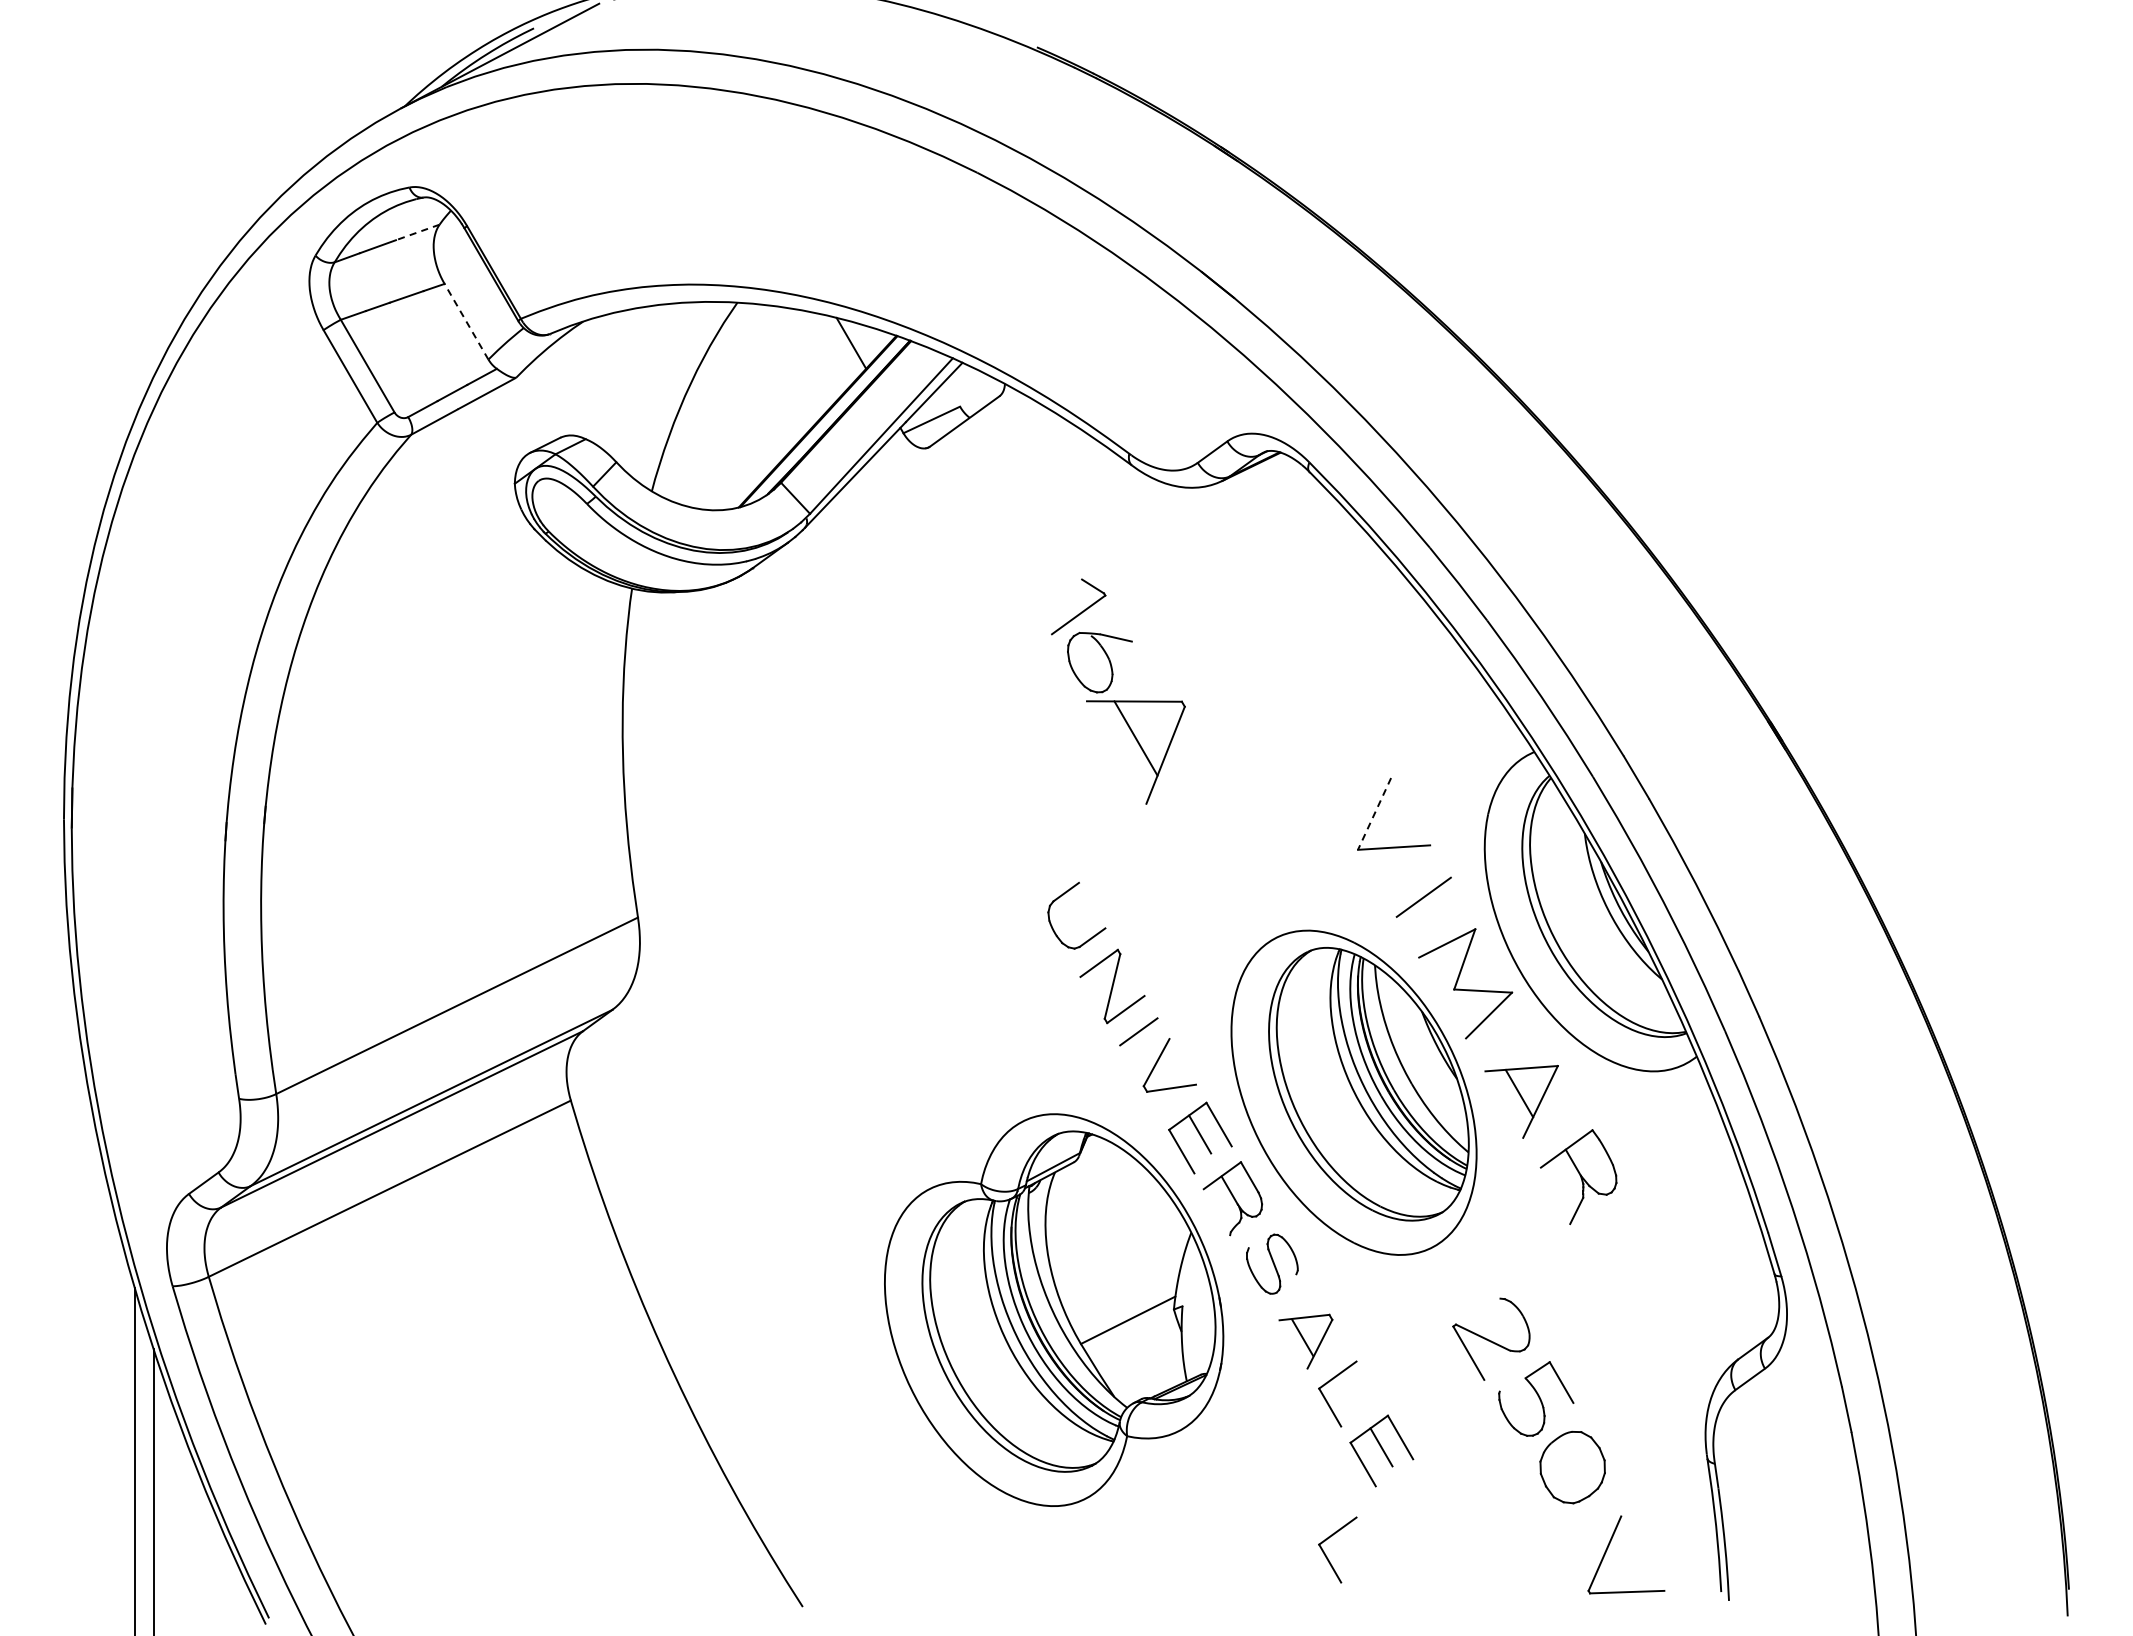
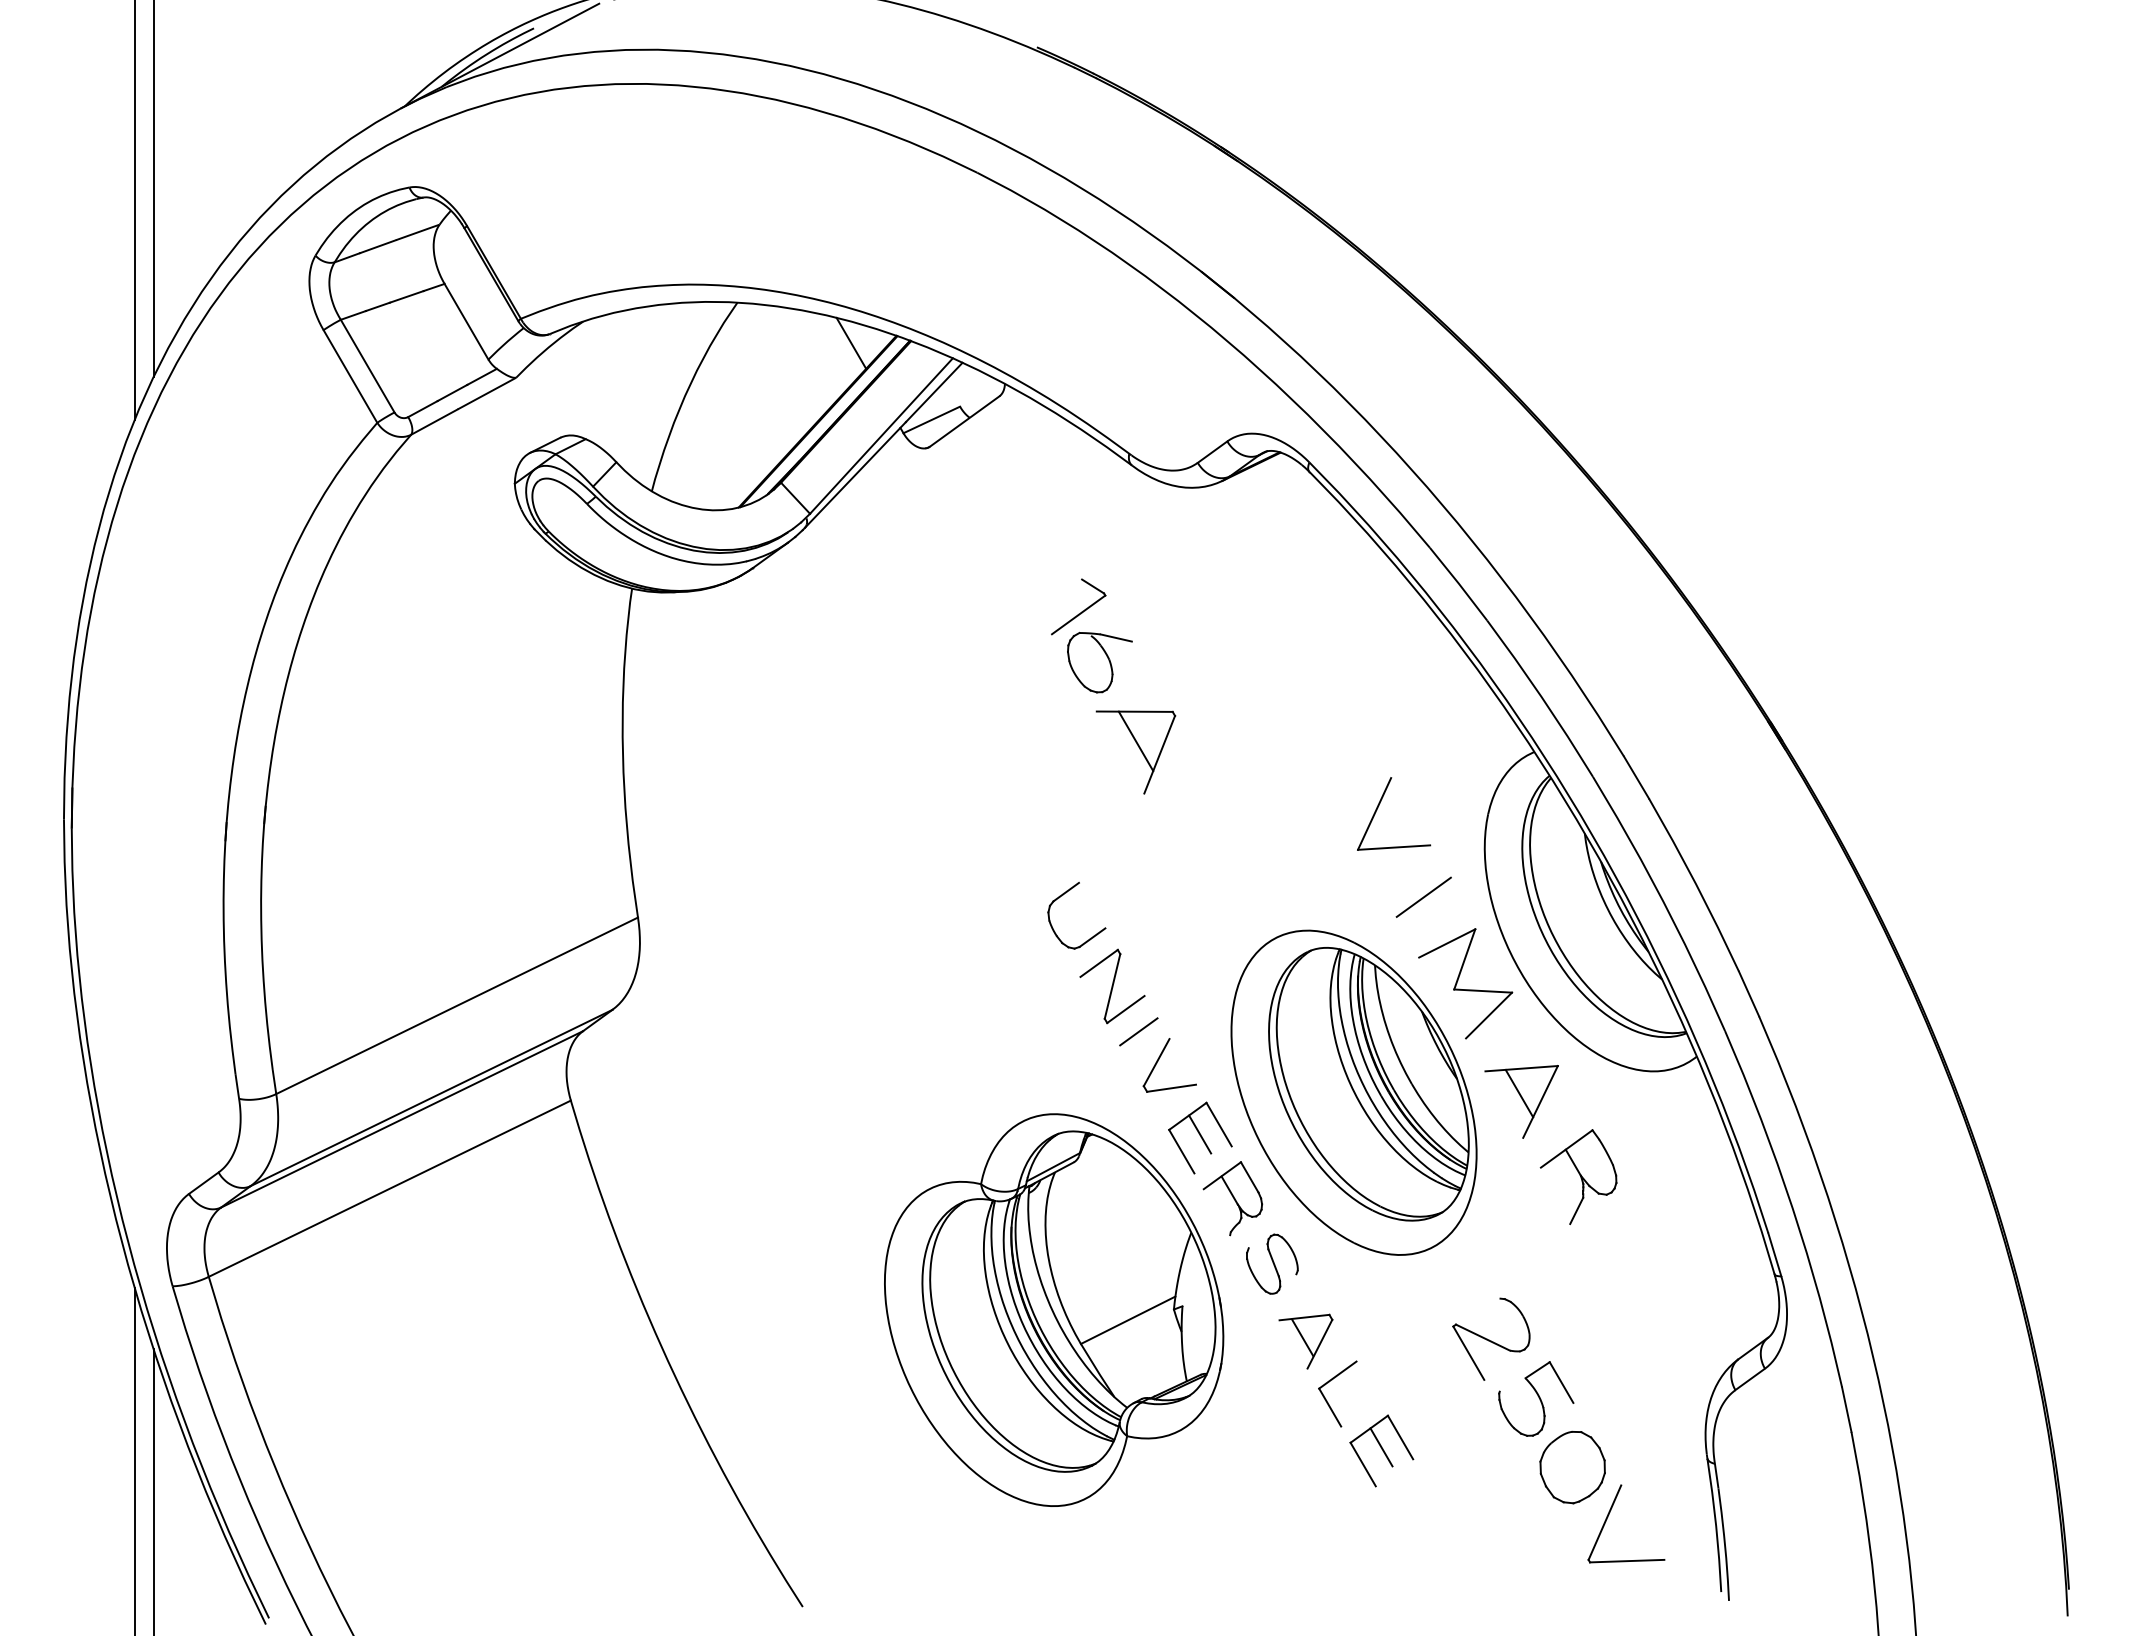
line: none -> present (153, 189)
line: none -> present (134, 211)
line: dashed -> solid (418, 232)
line: dashed -> solid (466, 321)
part size: 100x105 px -> 82x85 px (1135, 752)
line: dashed -> solid (1374, 813)
part position: (1609, 1546) -> (1609, 1515) (1609, 1515)
part: present -> none (1327, 1556)
